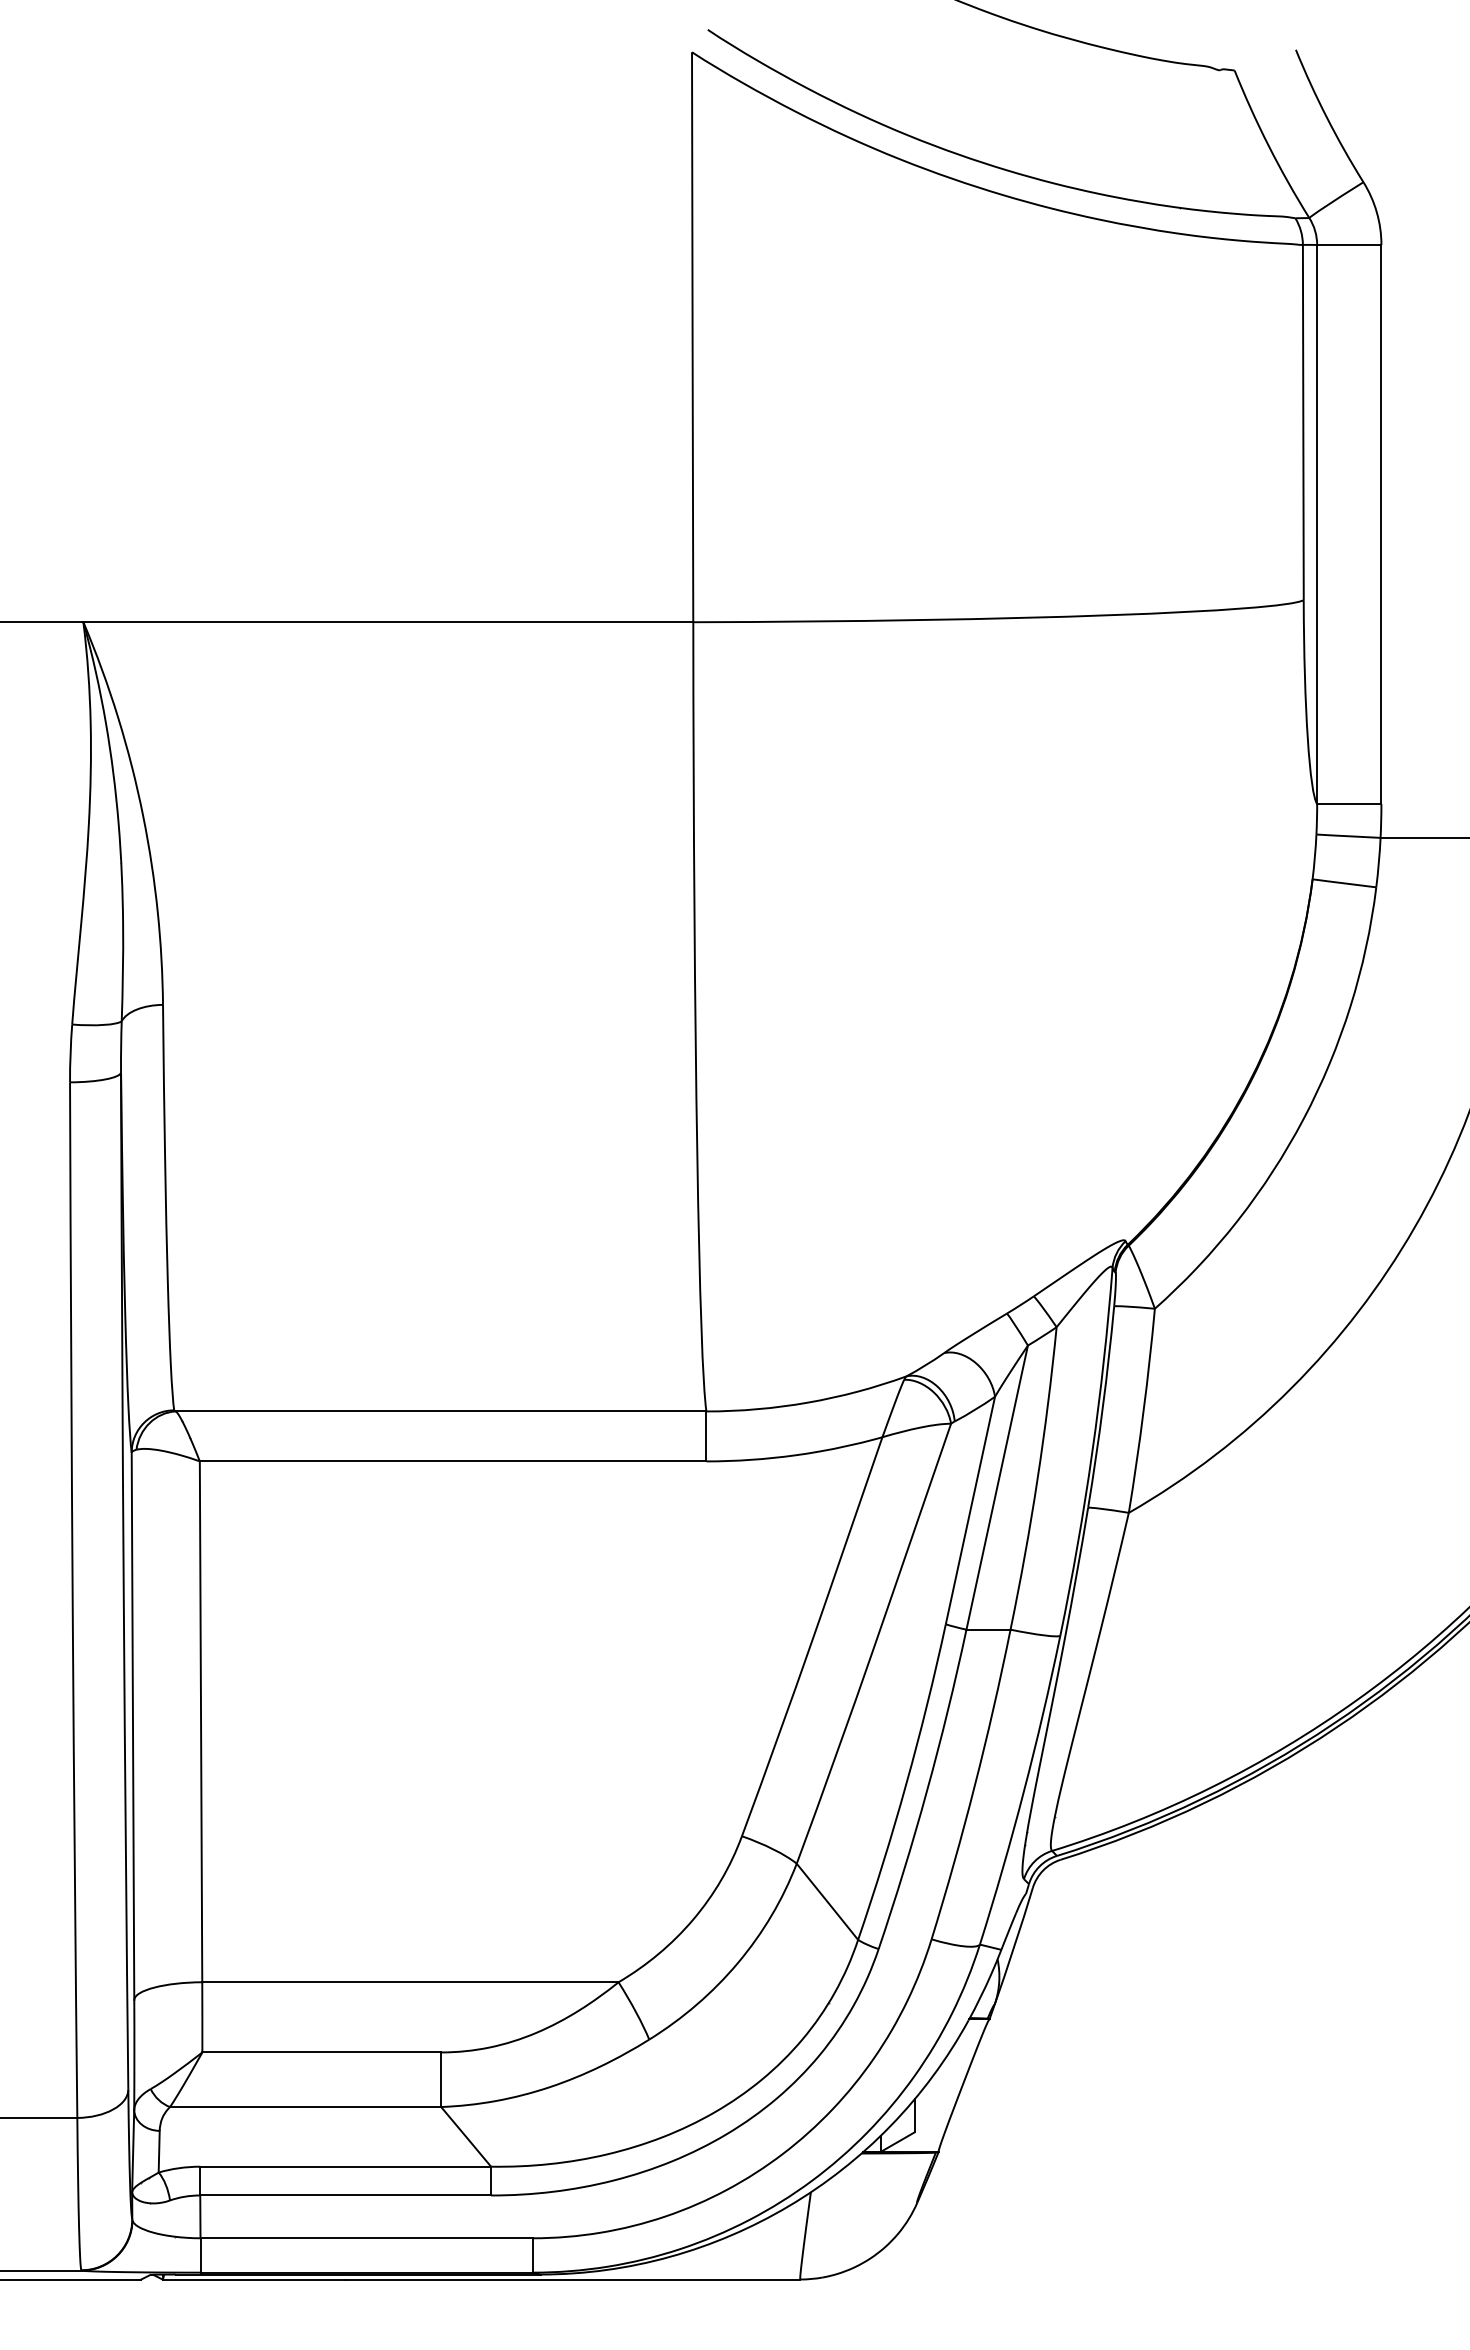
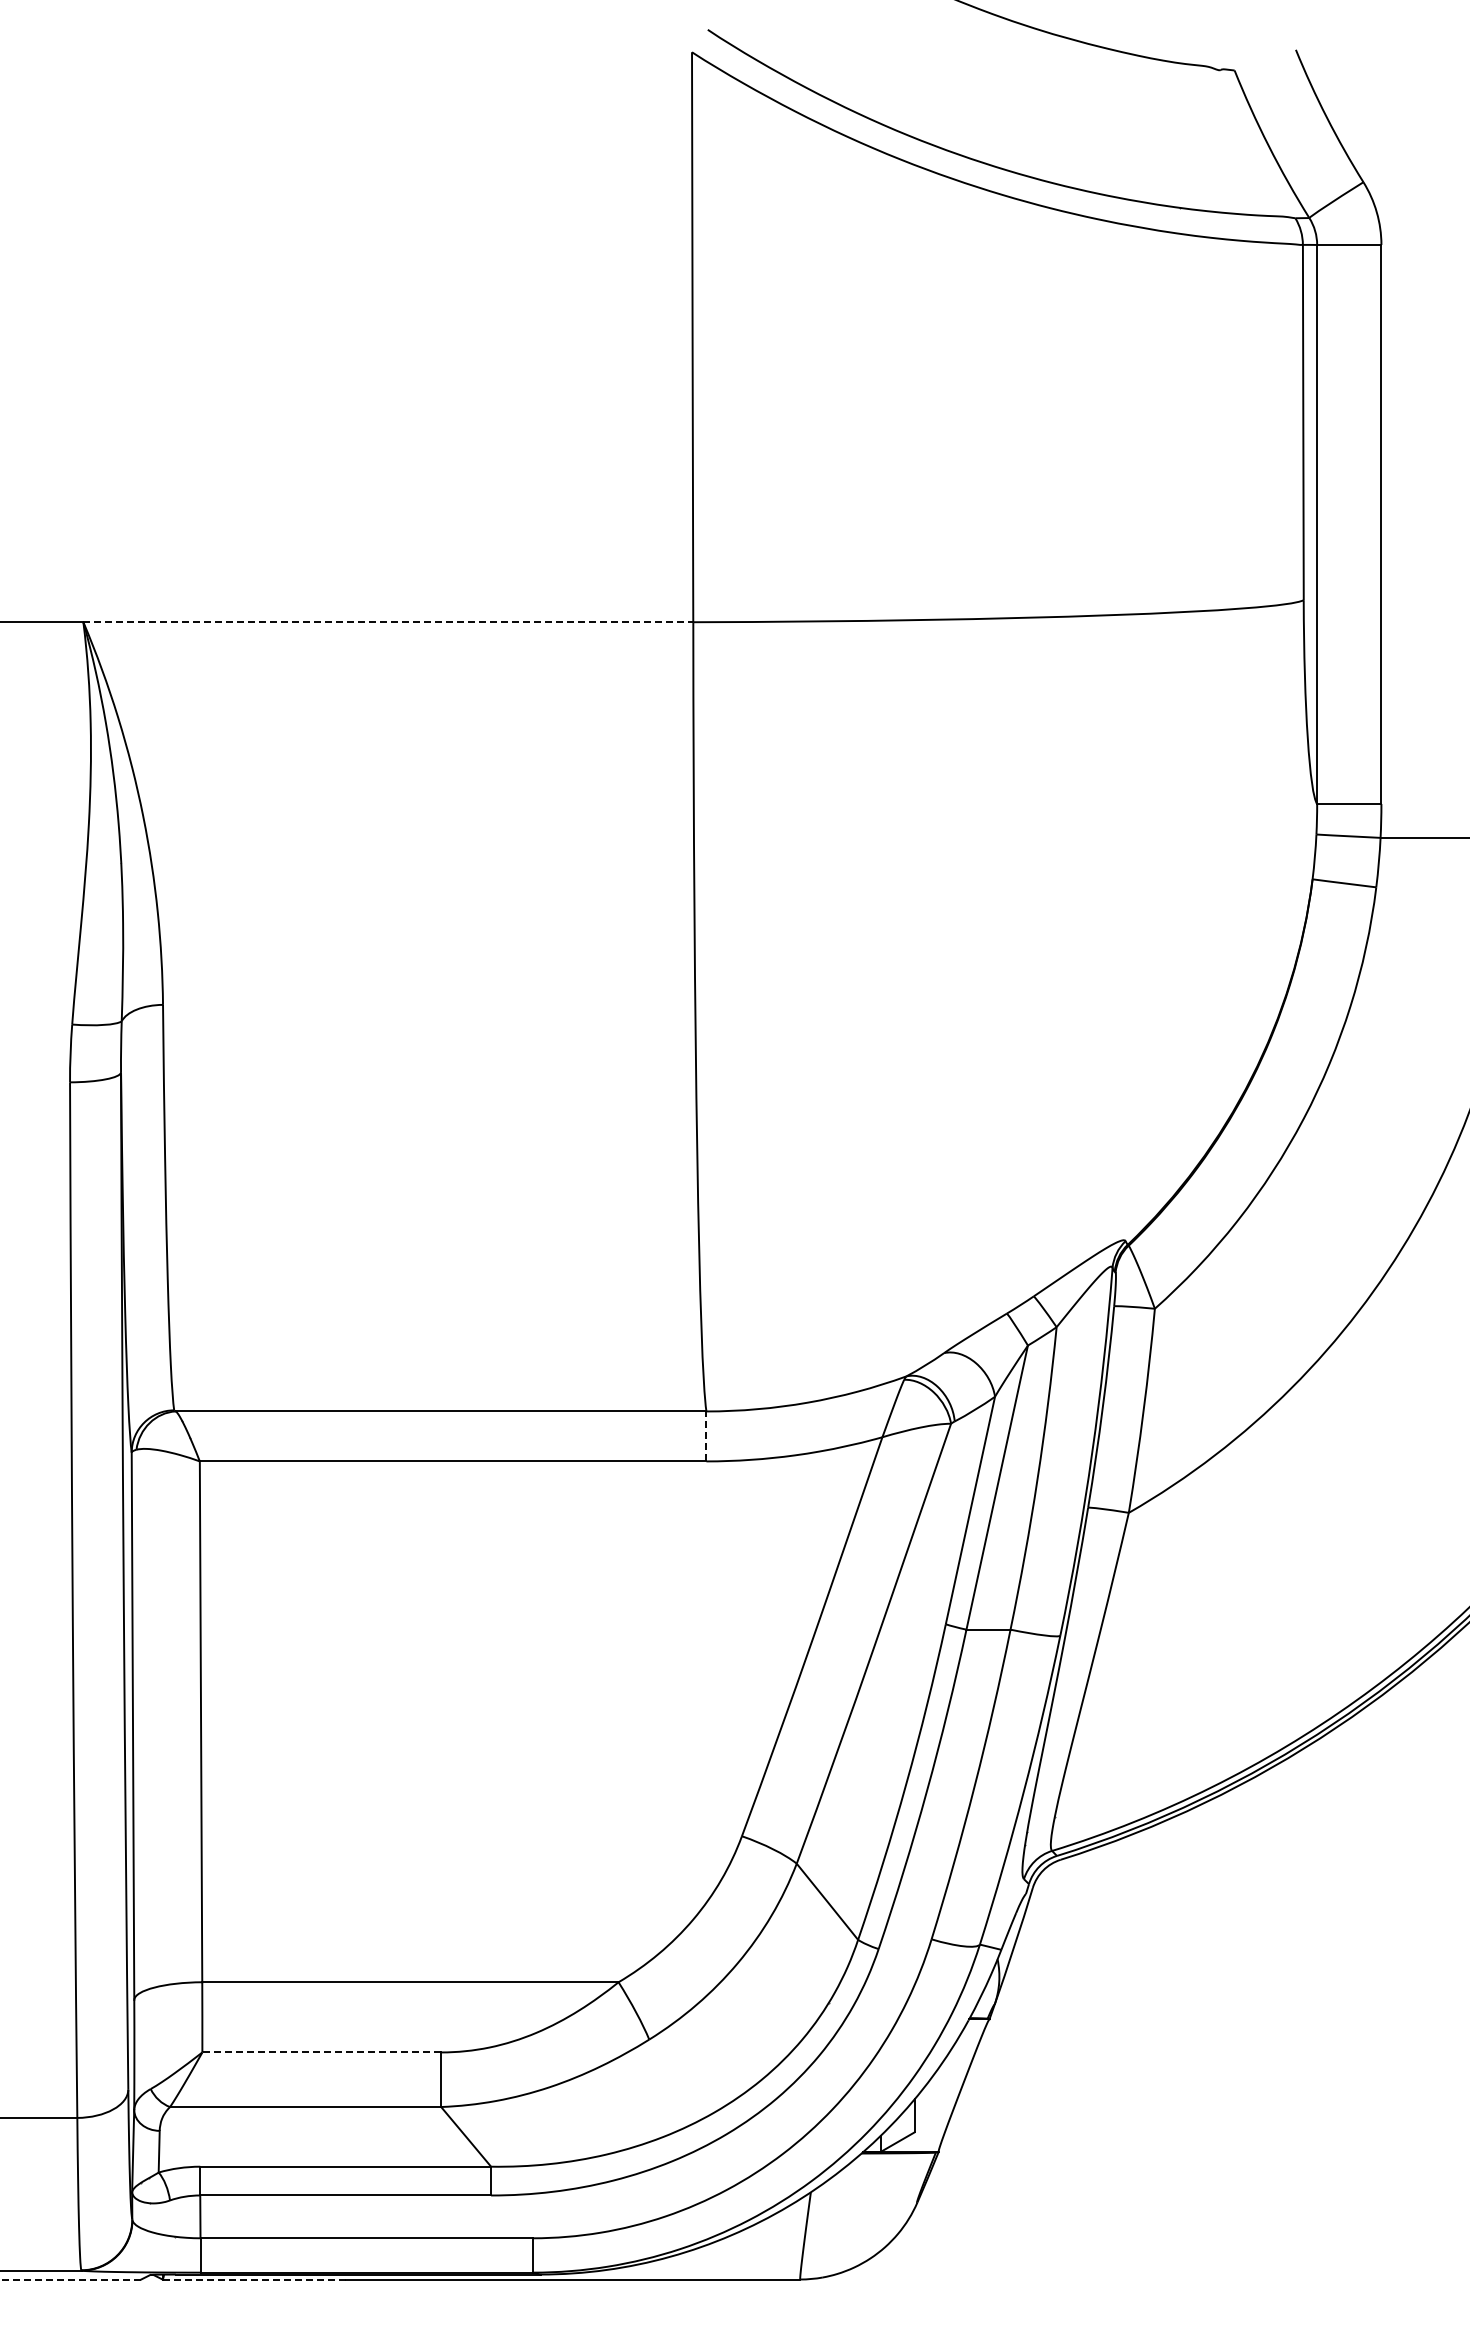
line: solid -> dashed (388, 622)
line: solid -> dashed (706, 1436)
line: solid -> dashed (321, 2052)
line: solid -> dashed (70, 2279)
line: solid -> dashed (253, 2279)
